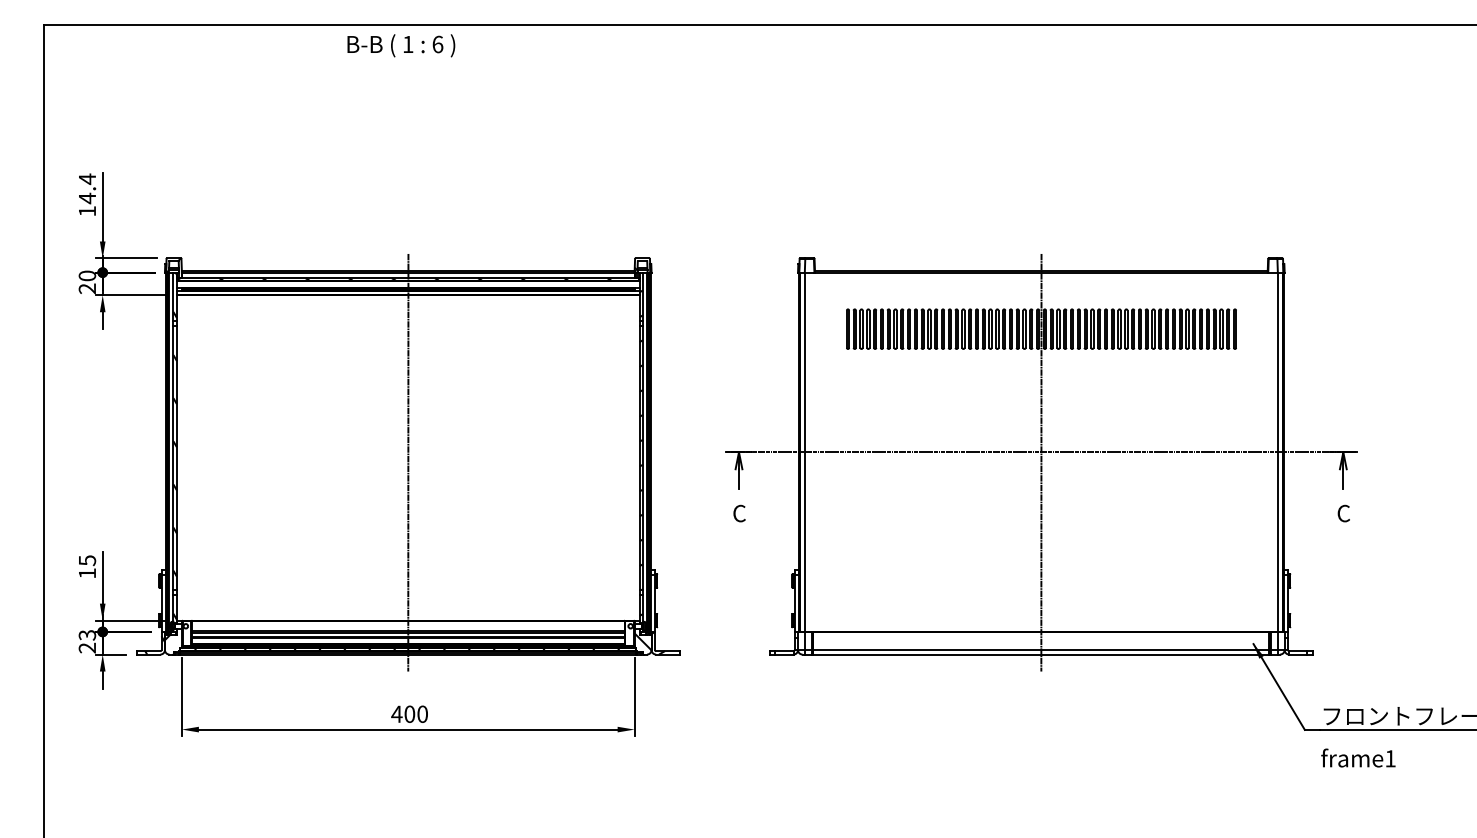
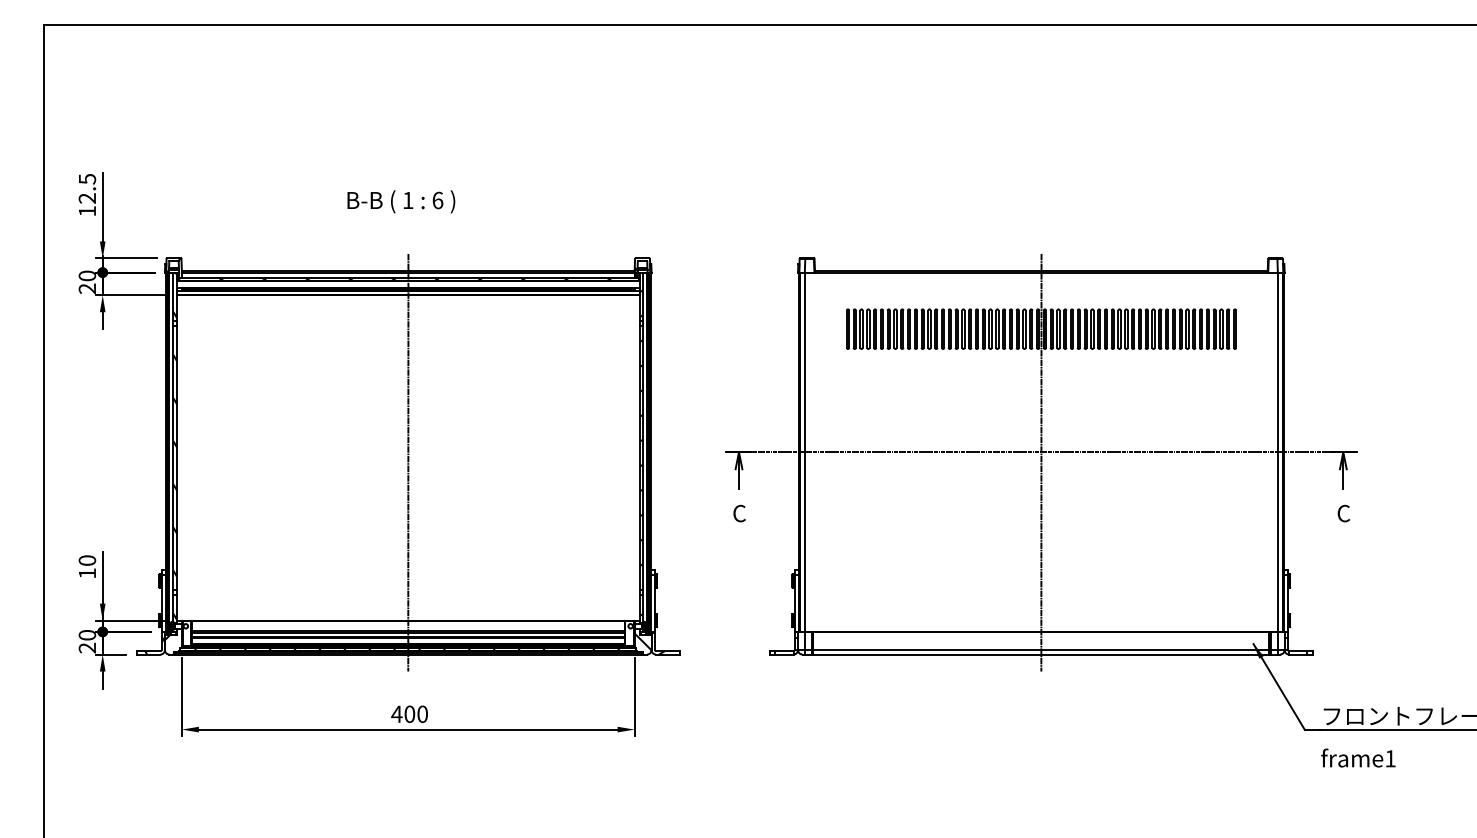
text position: (401, 45) -> (401, 201) (401, 201)
text: 14.4 -> 12.5 (87, 188)
text: 15 -> 10 (86, 560)
text: 23 -> 20 (86, 635)
